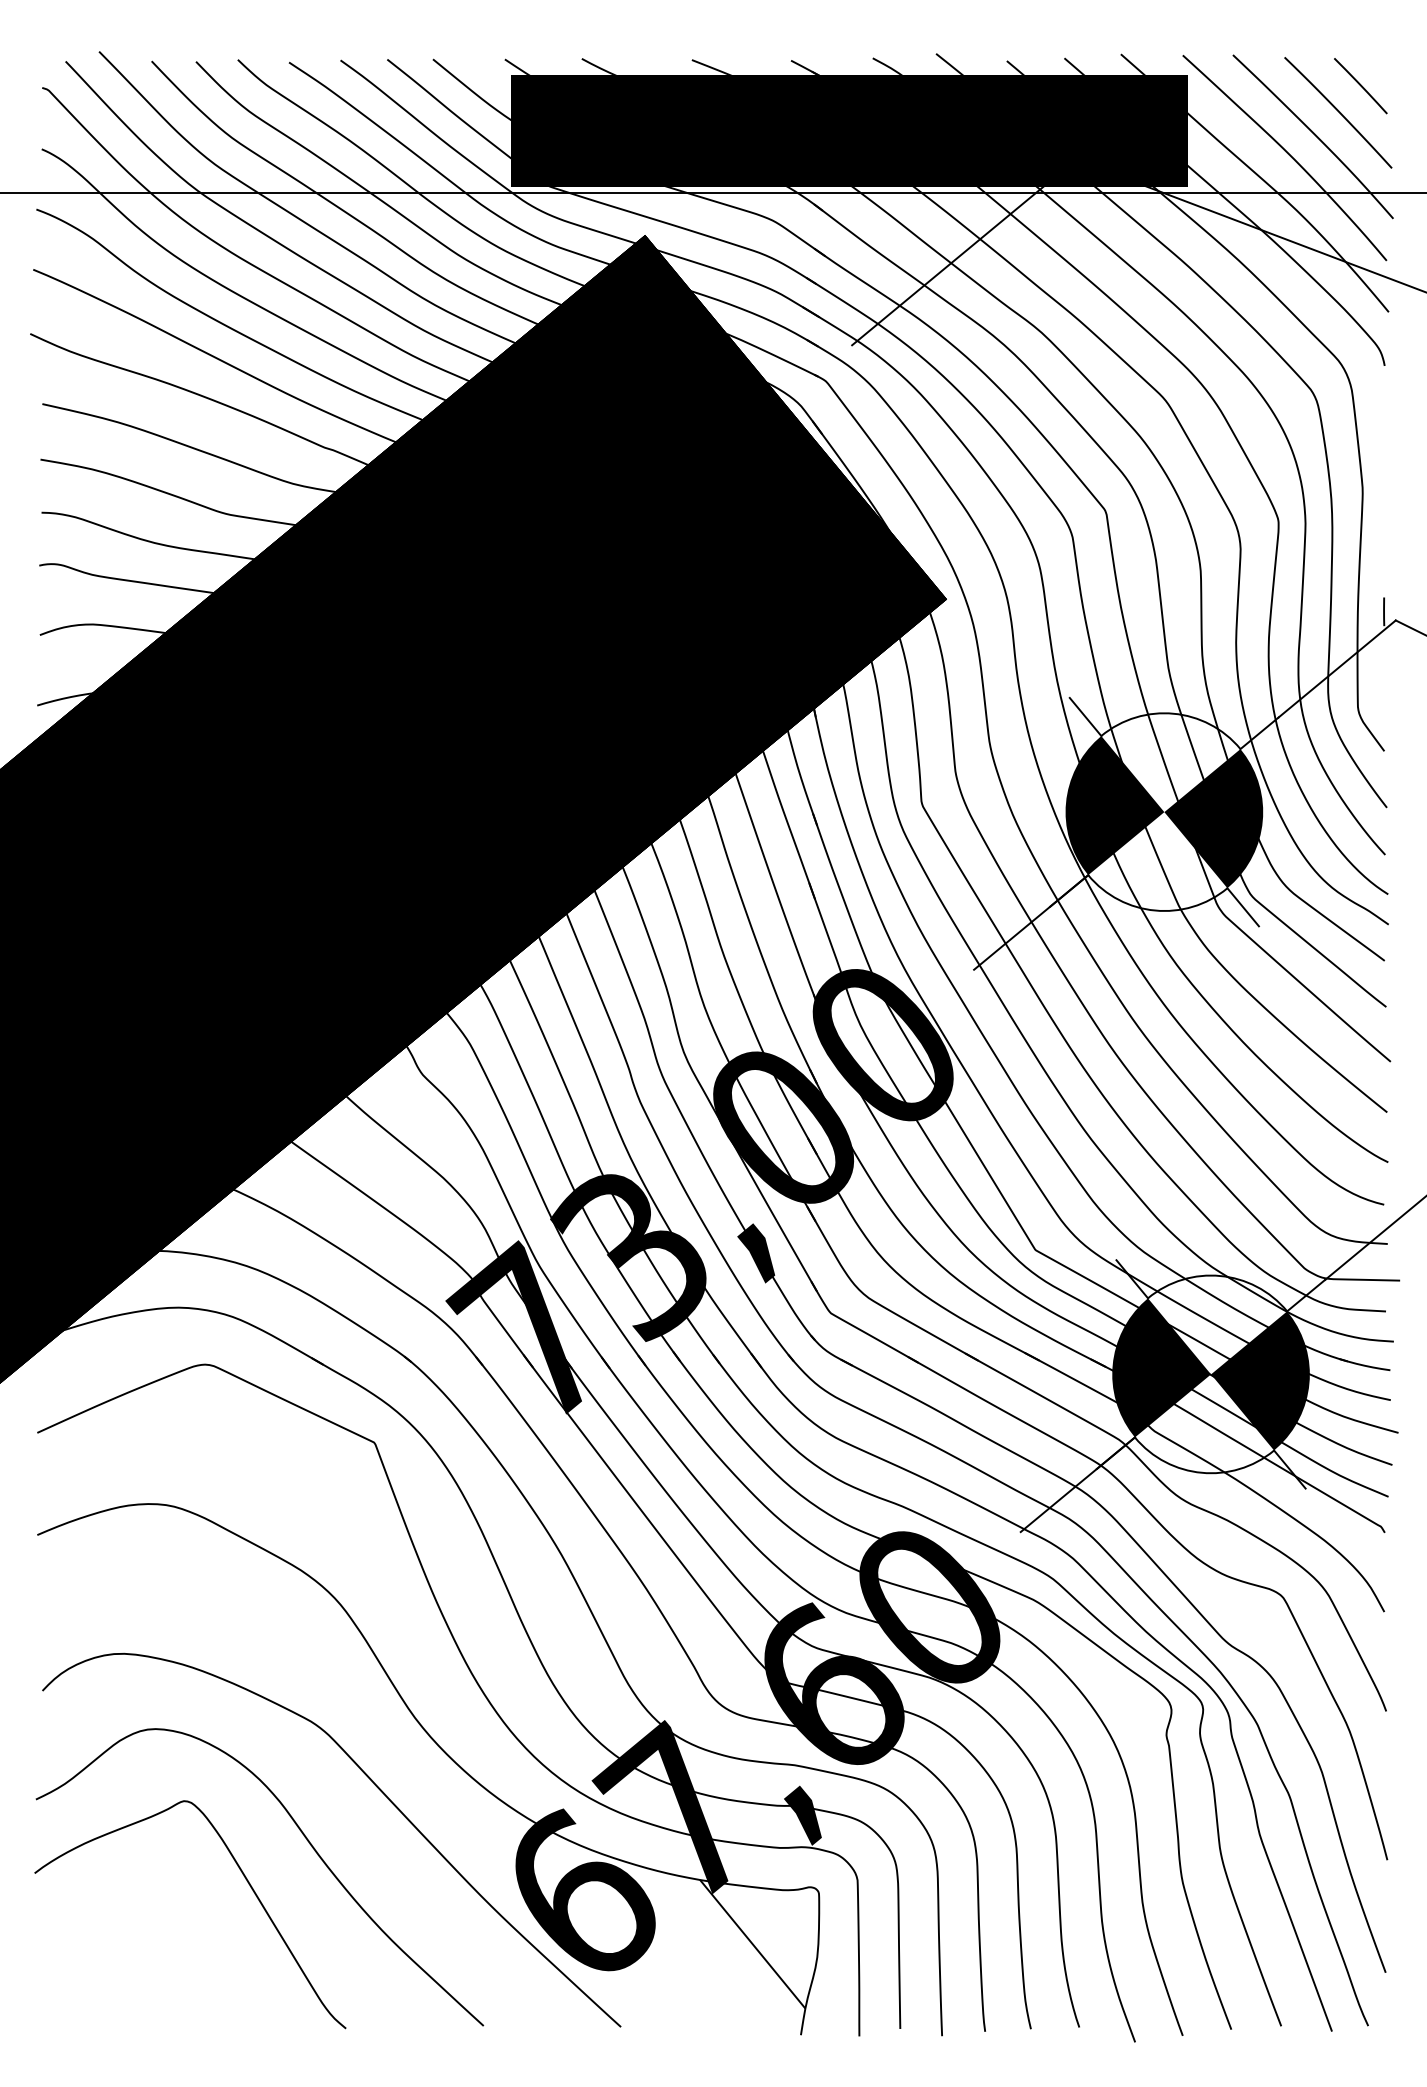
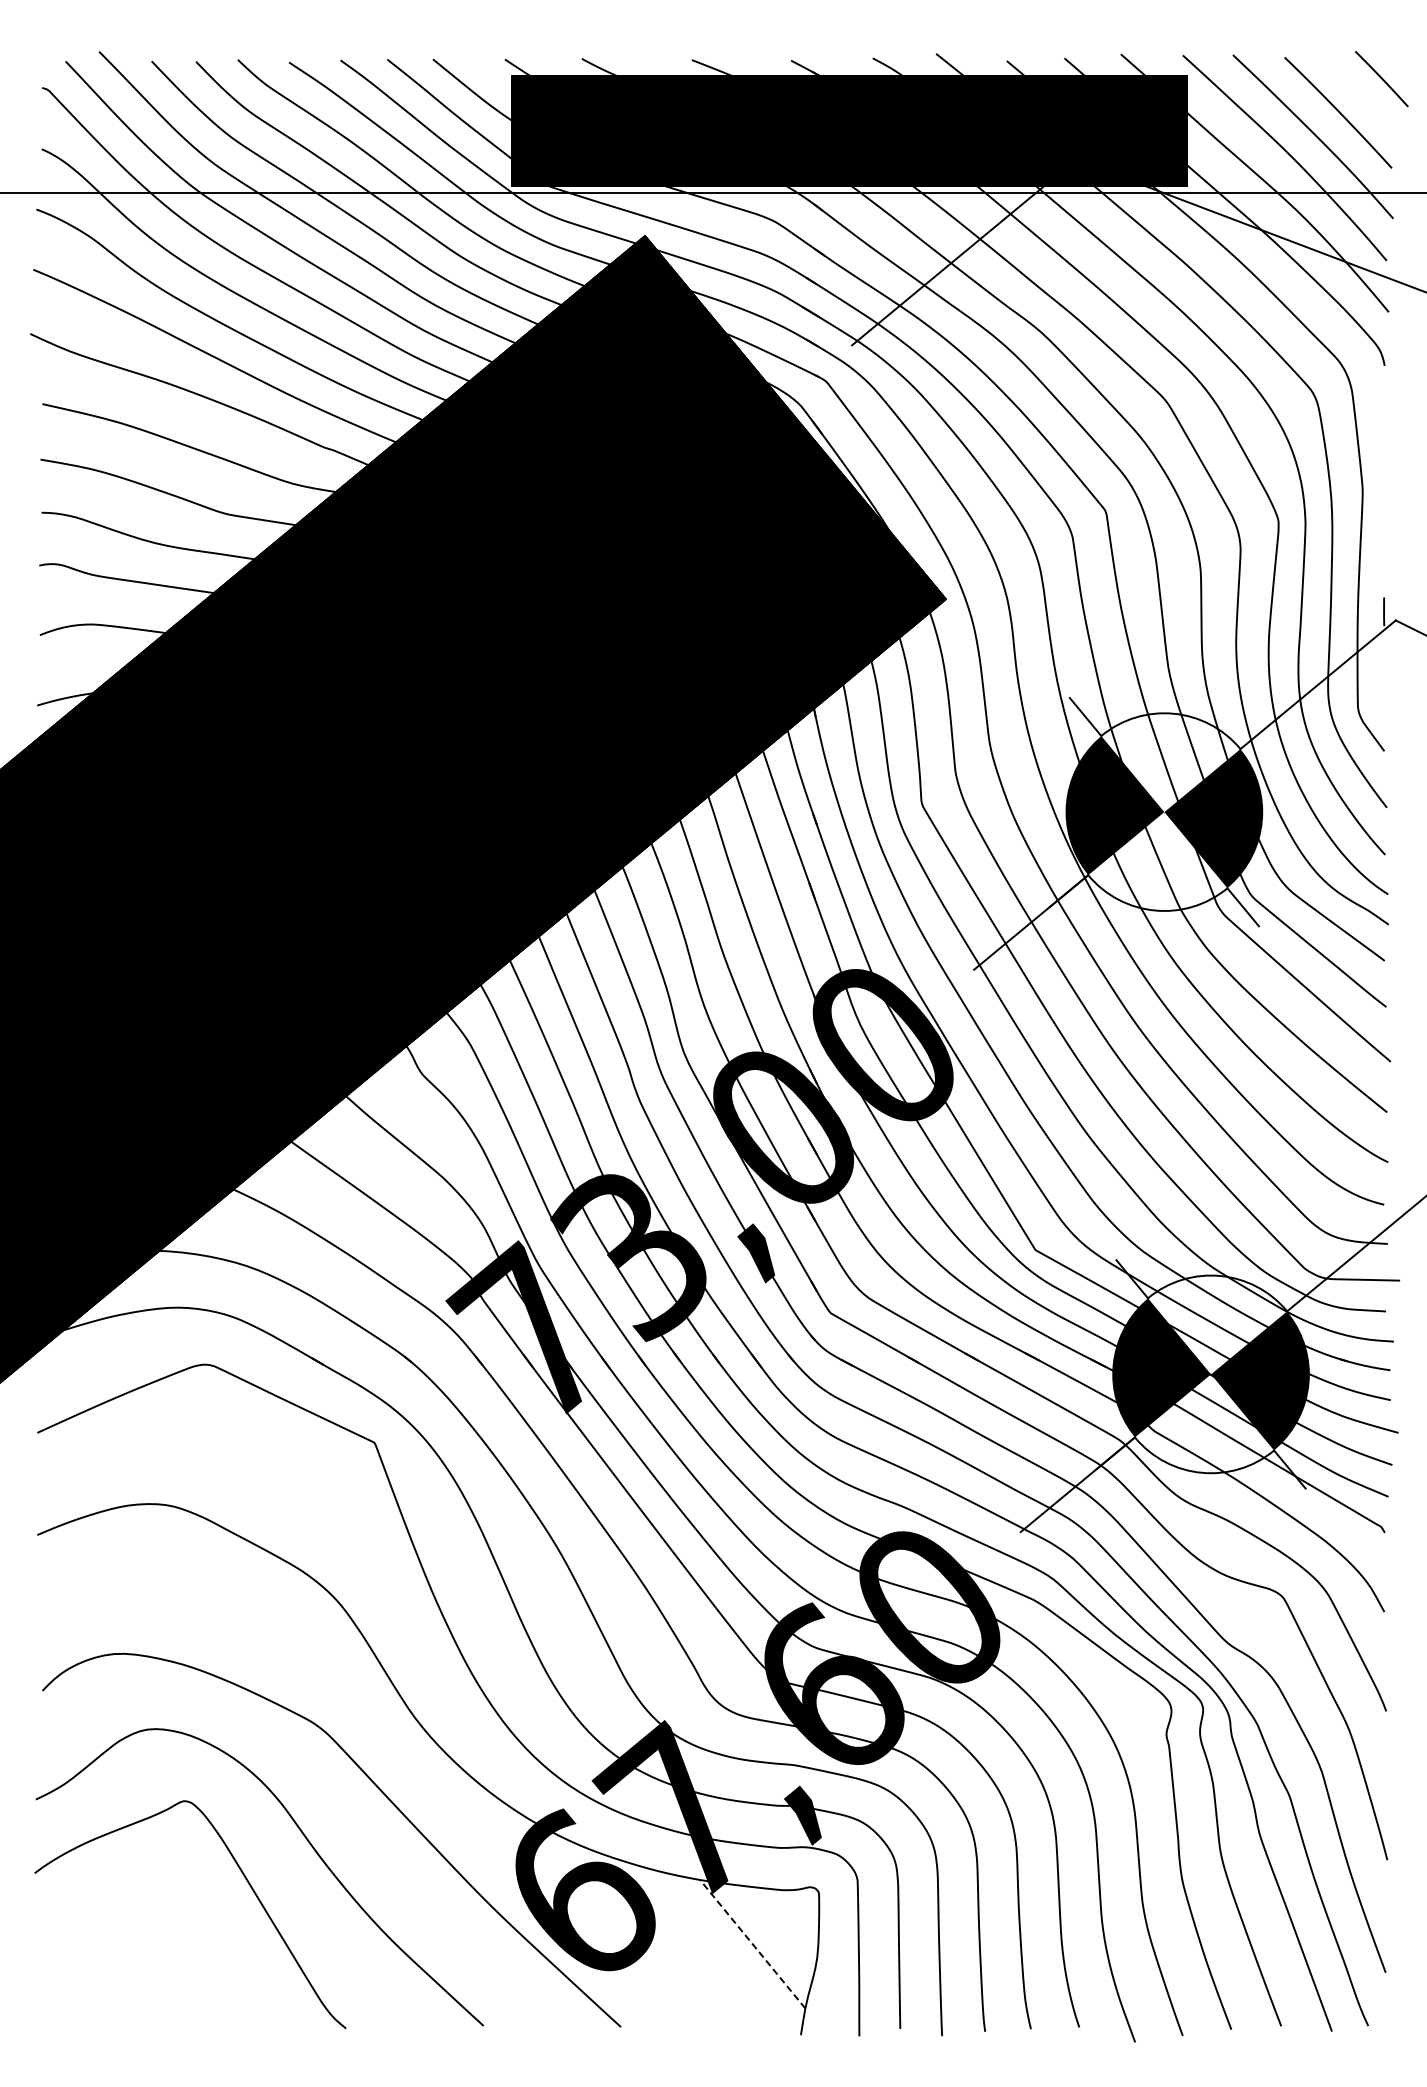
line position: (1360, 86) -> (1381, 79) (1381, 79)
line: solid -> dashed (752, 1943)
